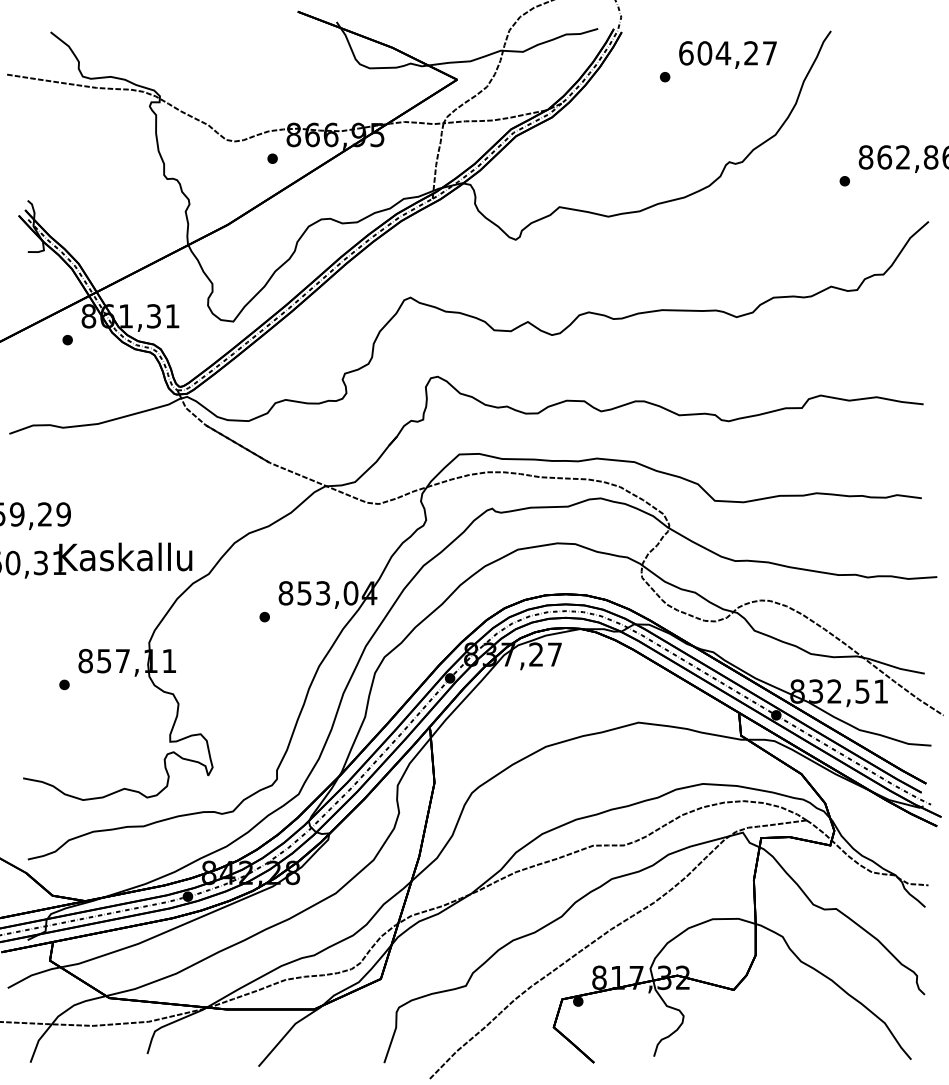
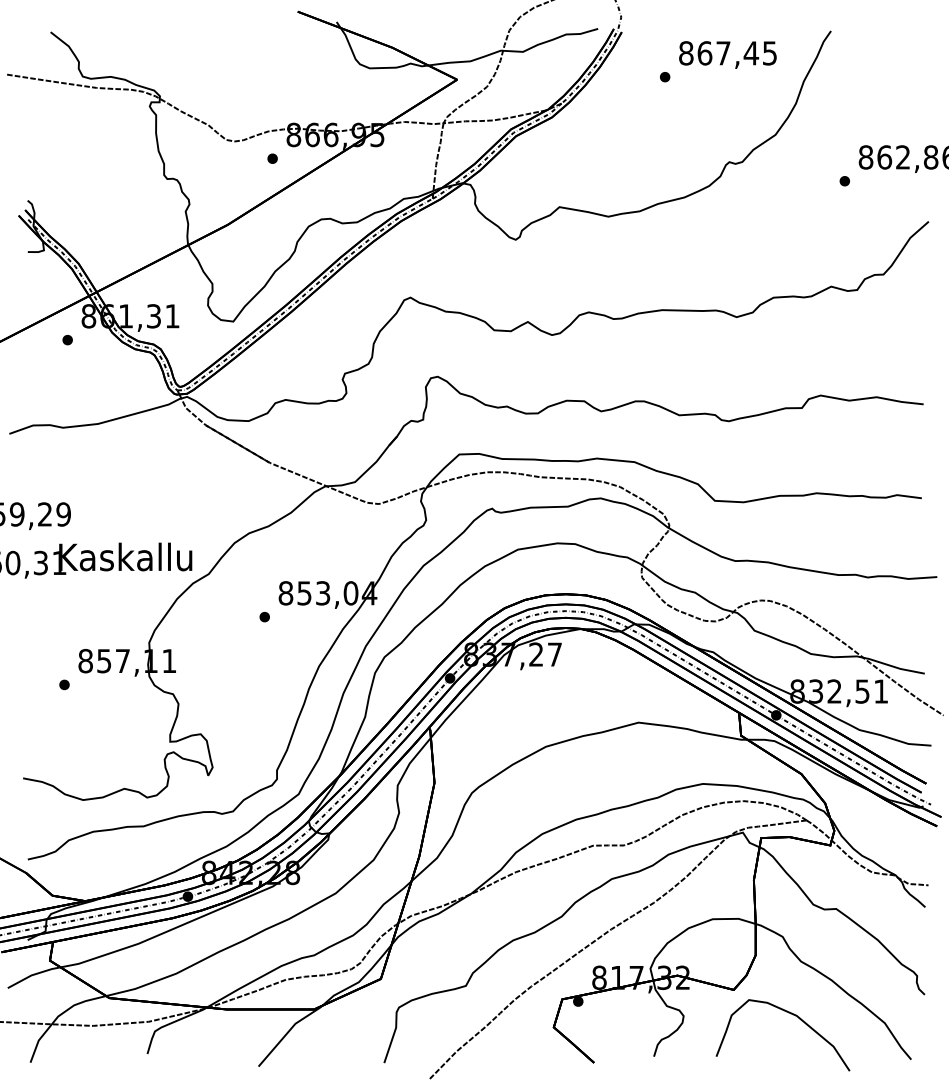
text: 604,27 -> 867,45 (727, 53)
curve: none -> present (790, 1014)
